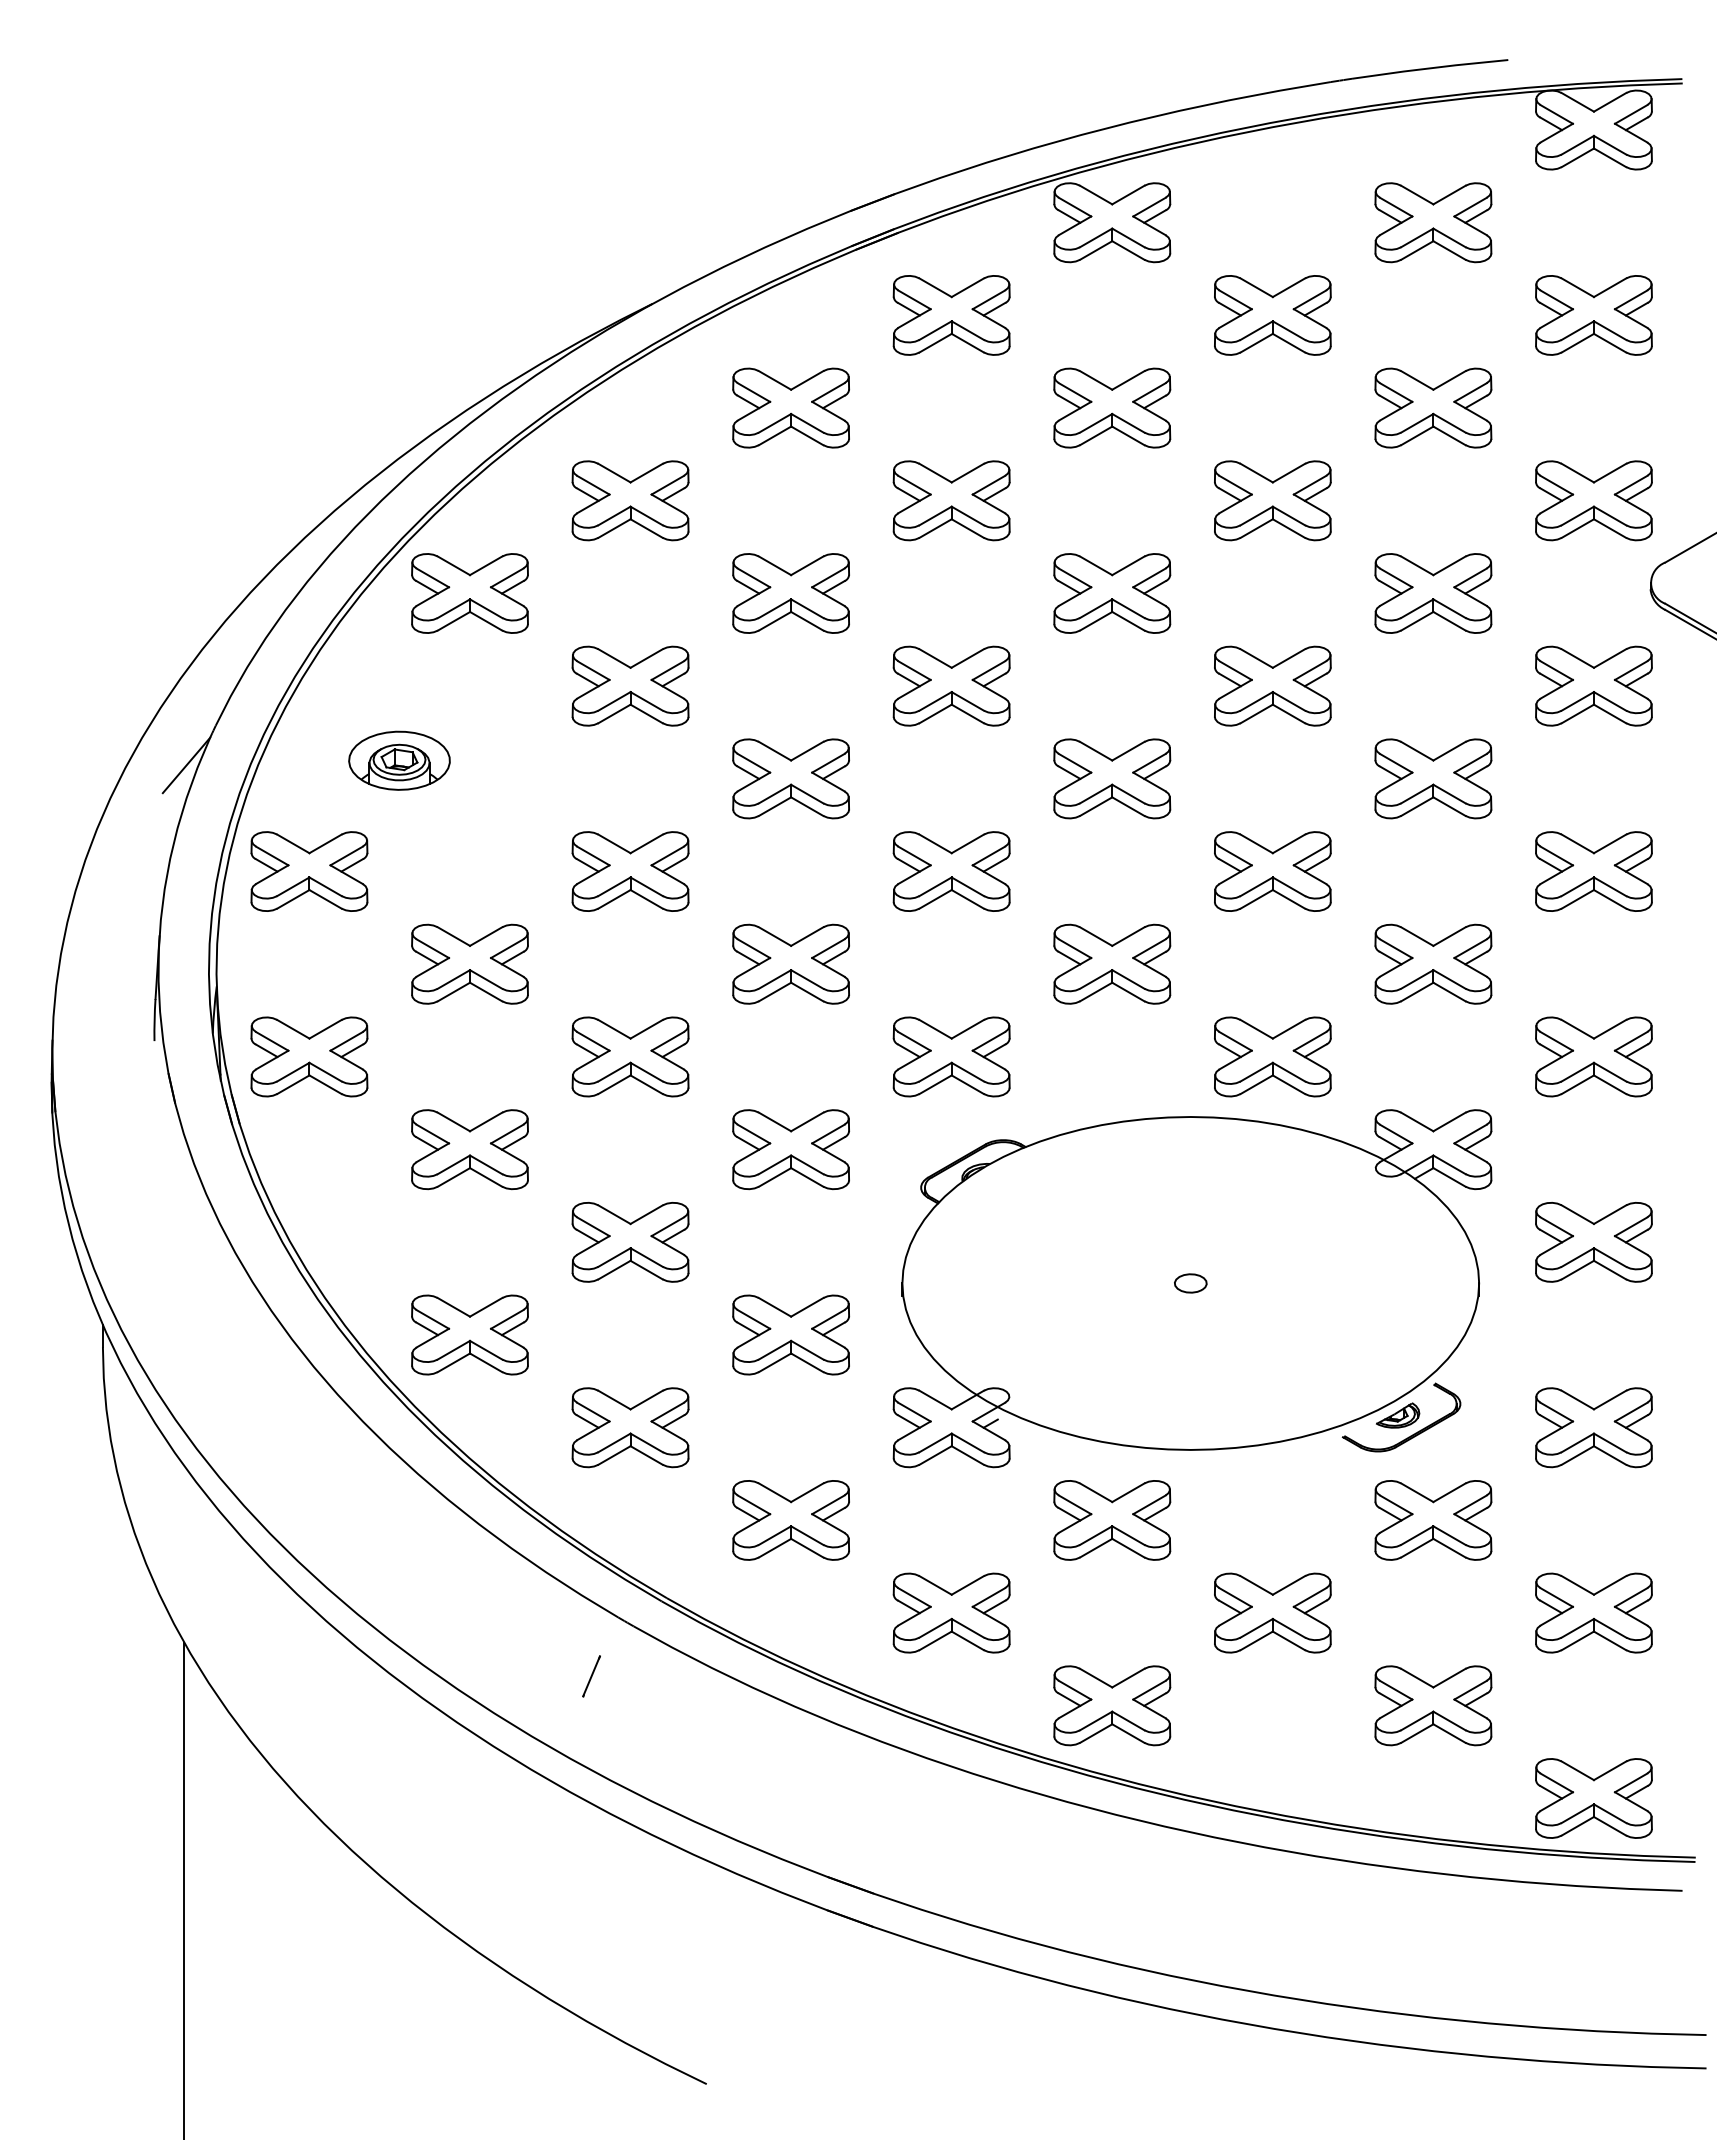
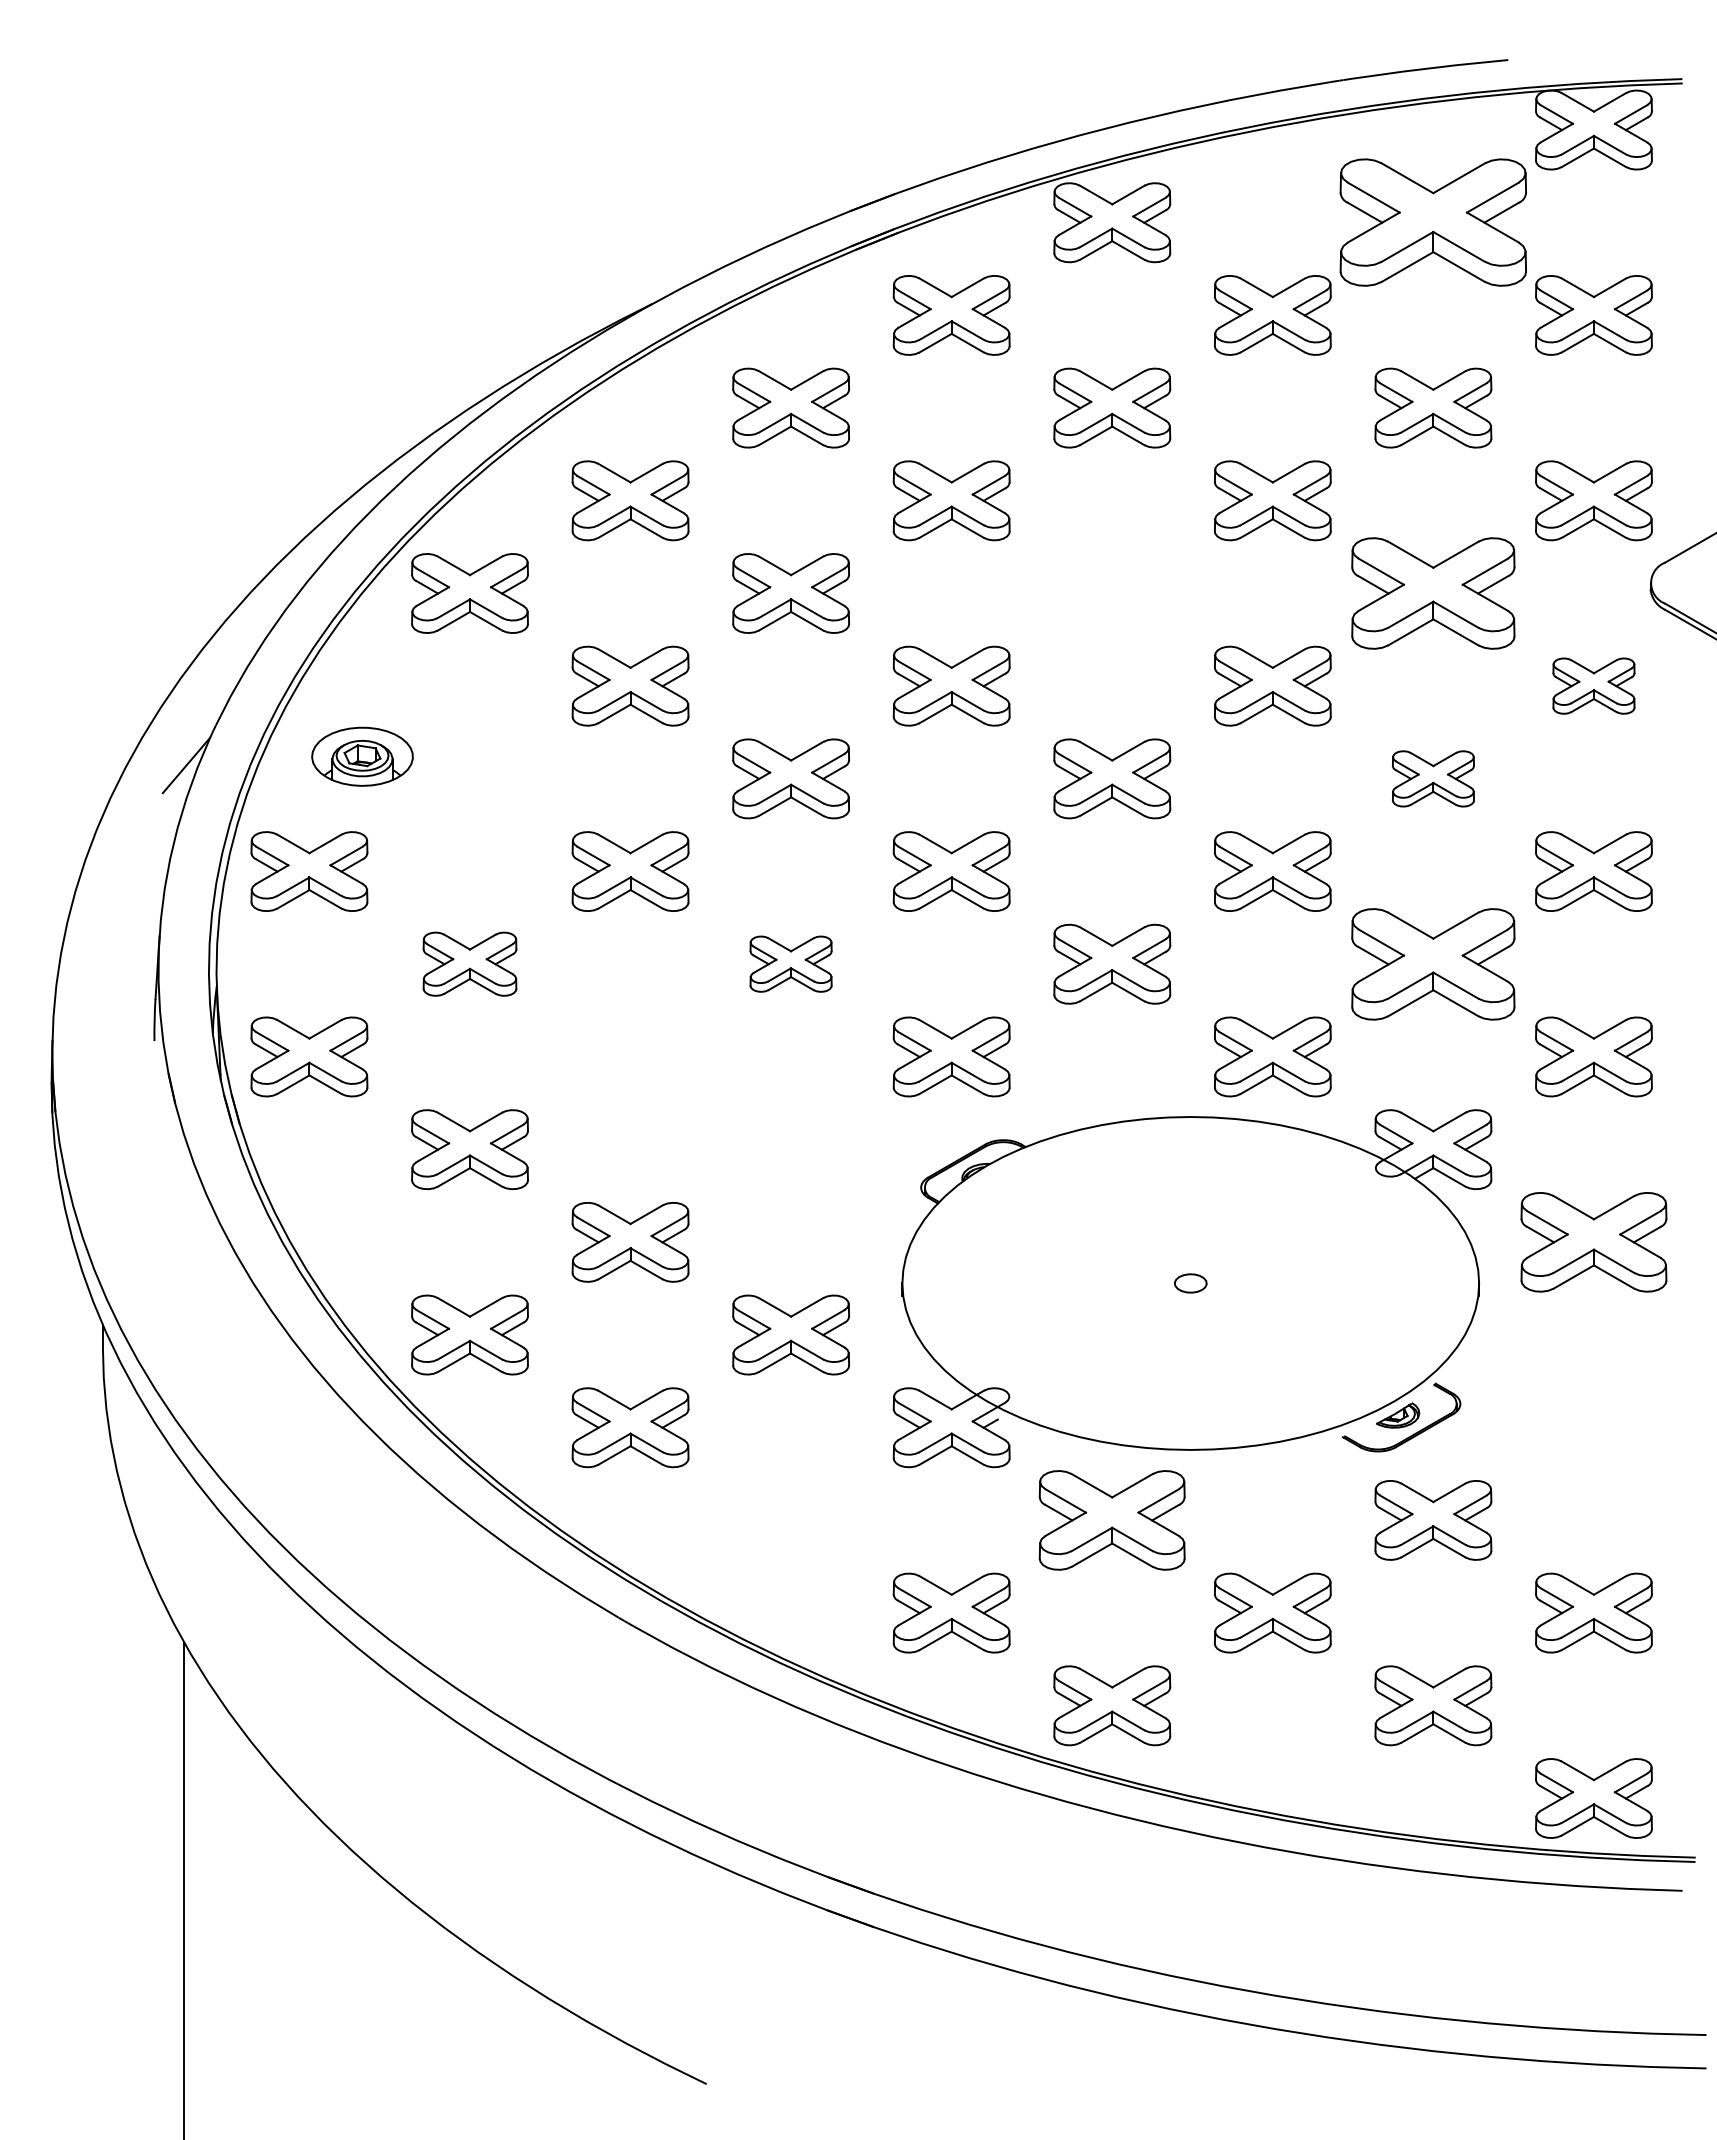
part size: 119x82 px -> 188x129 px (1432, 222)
part: present -> none (1112, 593)
part size: 119x81 px -> 165x113 px (1433, 593)
part size: 118x82 px -> 84x58 px (1593, 685)
part position: (399, 760) -> (362, 756) (362, 756)
part size: 119x82 px -> 83x58 px (1433, 778)
part size: 118x82 px -> 96x66 px (469, 963)
part size: 118x82 px -> 84x58 px (790, 963)
part size: 119x82 px -> 165x113 px (1433, 964)
part: present -> none (630, 1056)
part: present -> none (790, 1149)
part size: 118x81 px -> 148x101 px (1593, 1242)
part: present -> none (1593, 1427)
part: present -> none (790, 1520)
part size: 119x81 px -> 148x101 px (1111, 1520)
line: present -> none (591, 1676)
